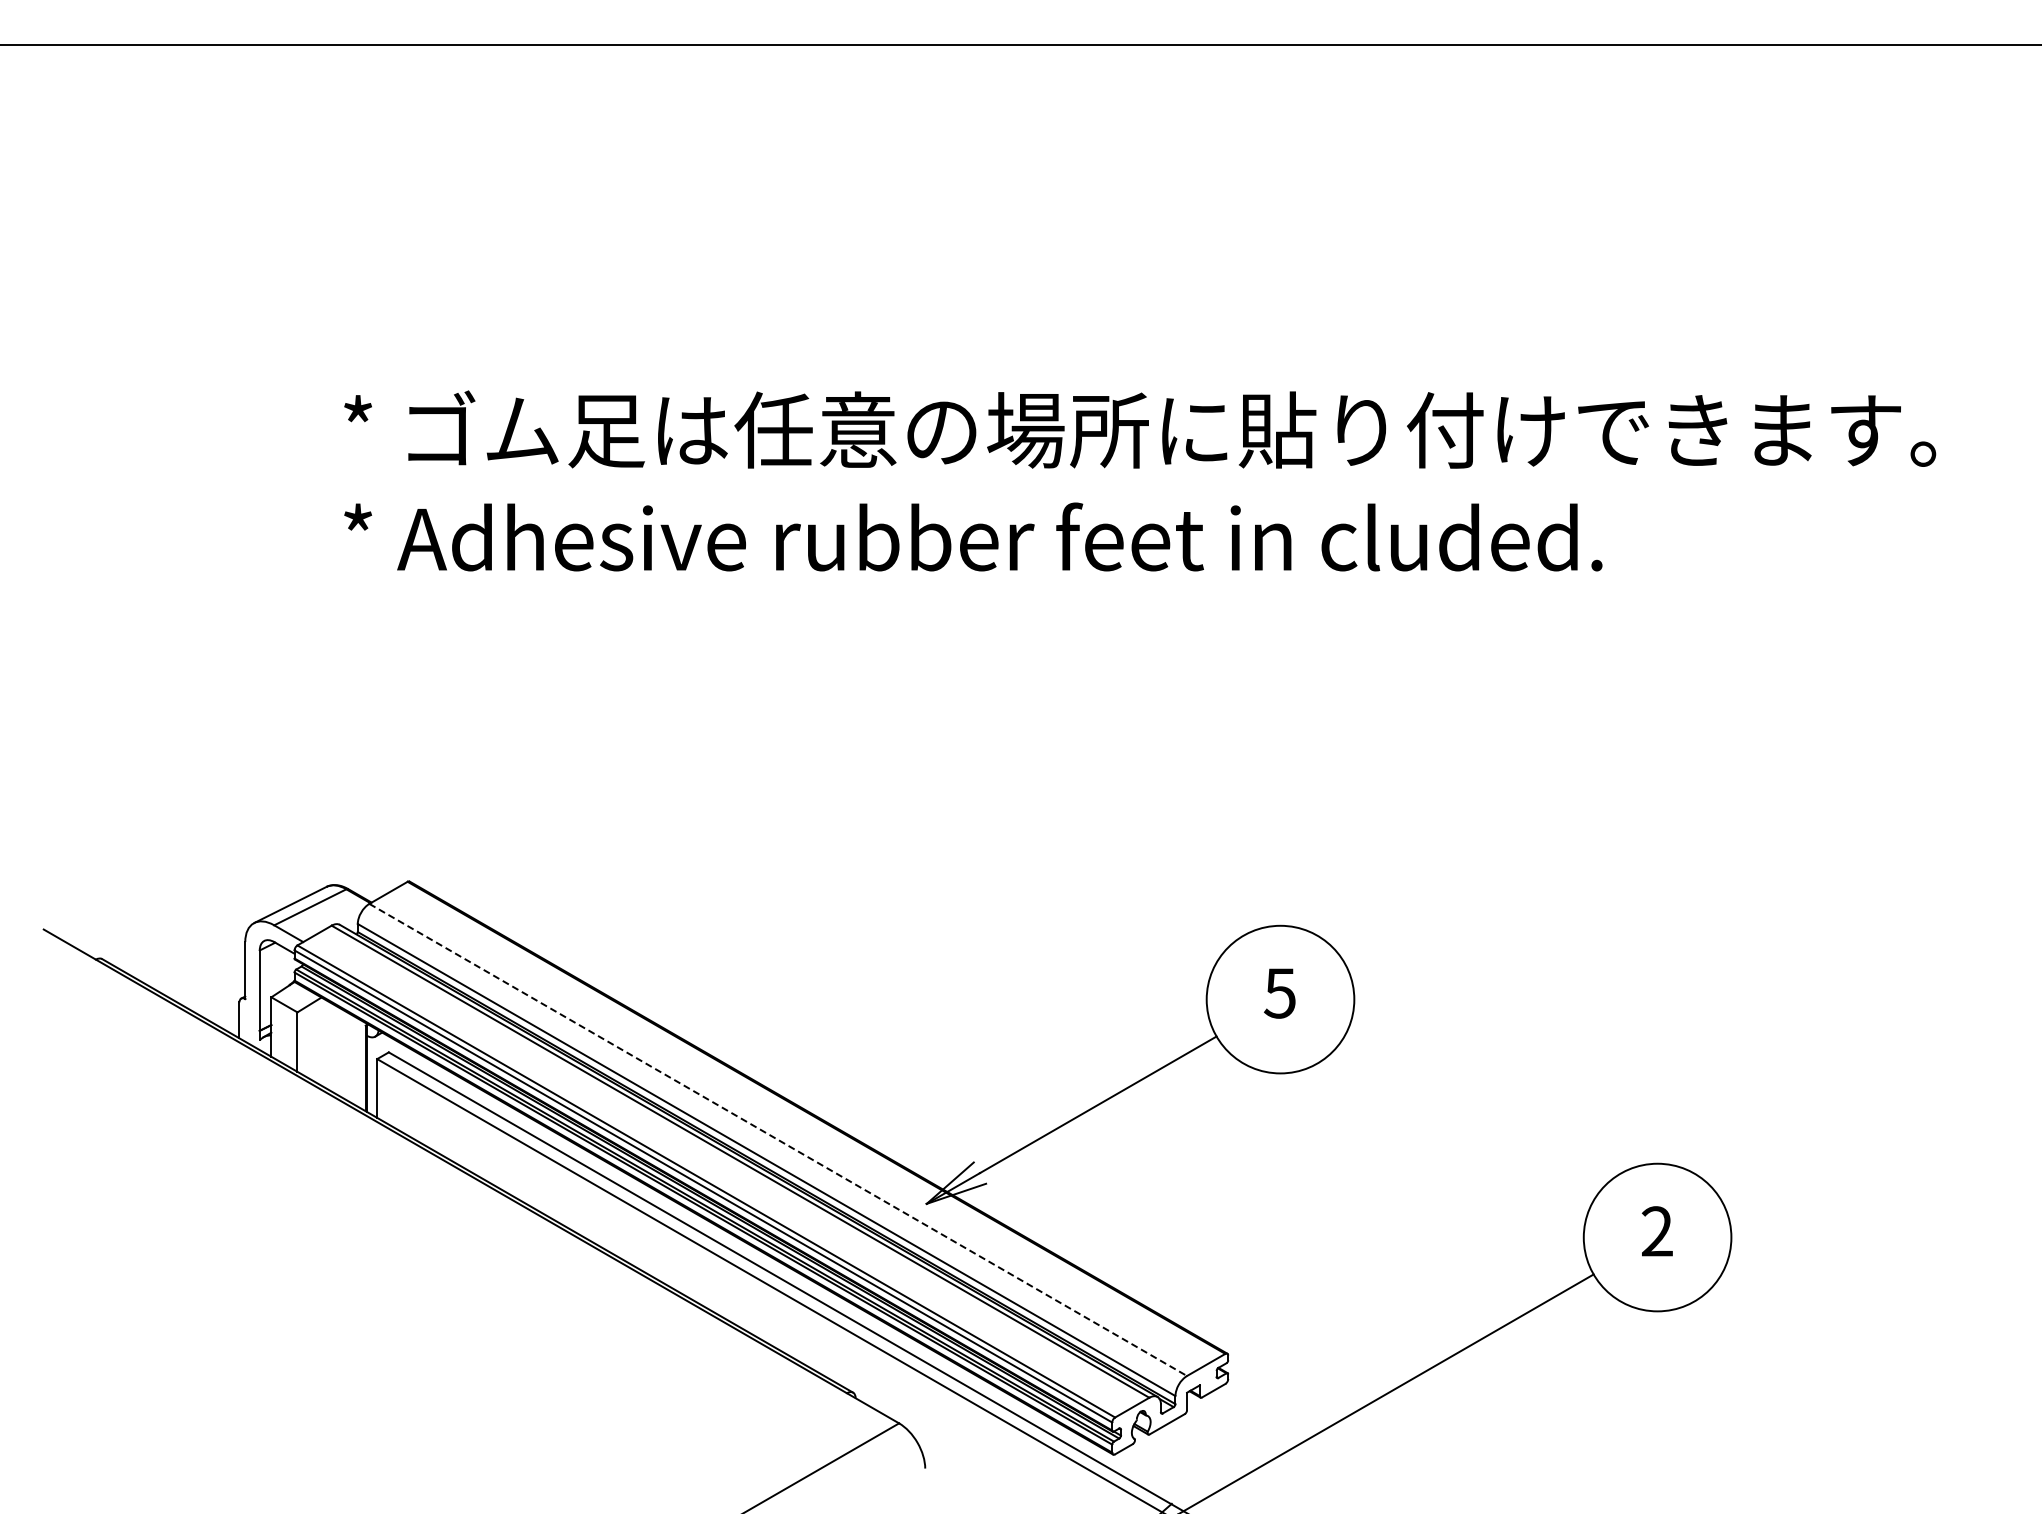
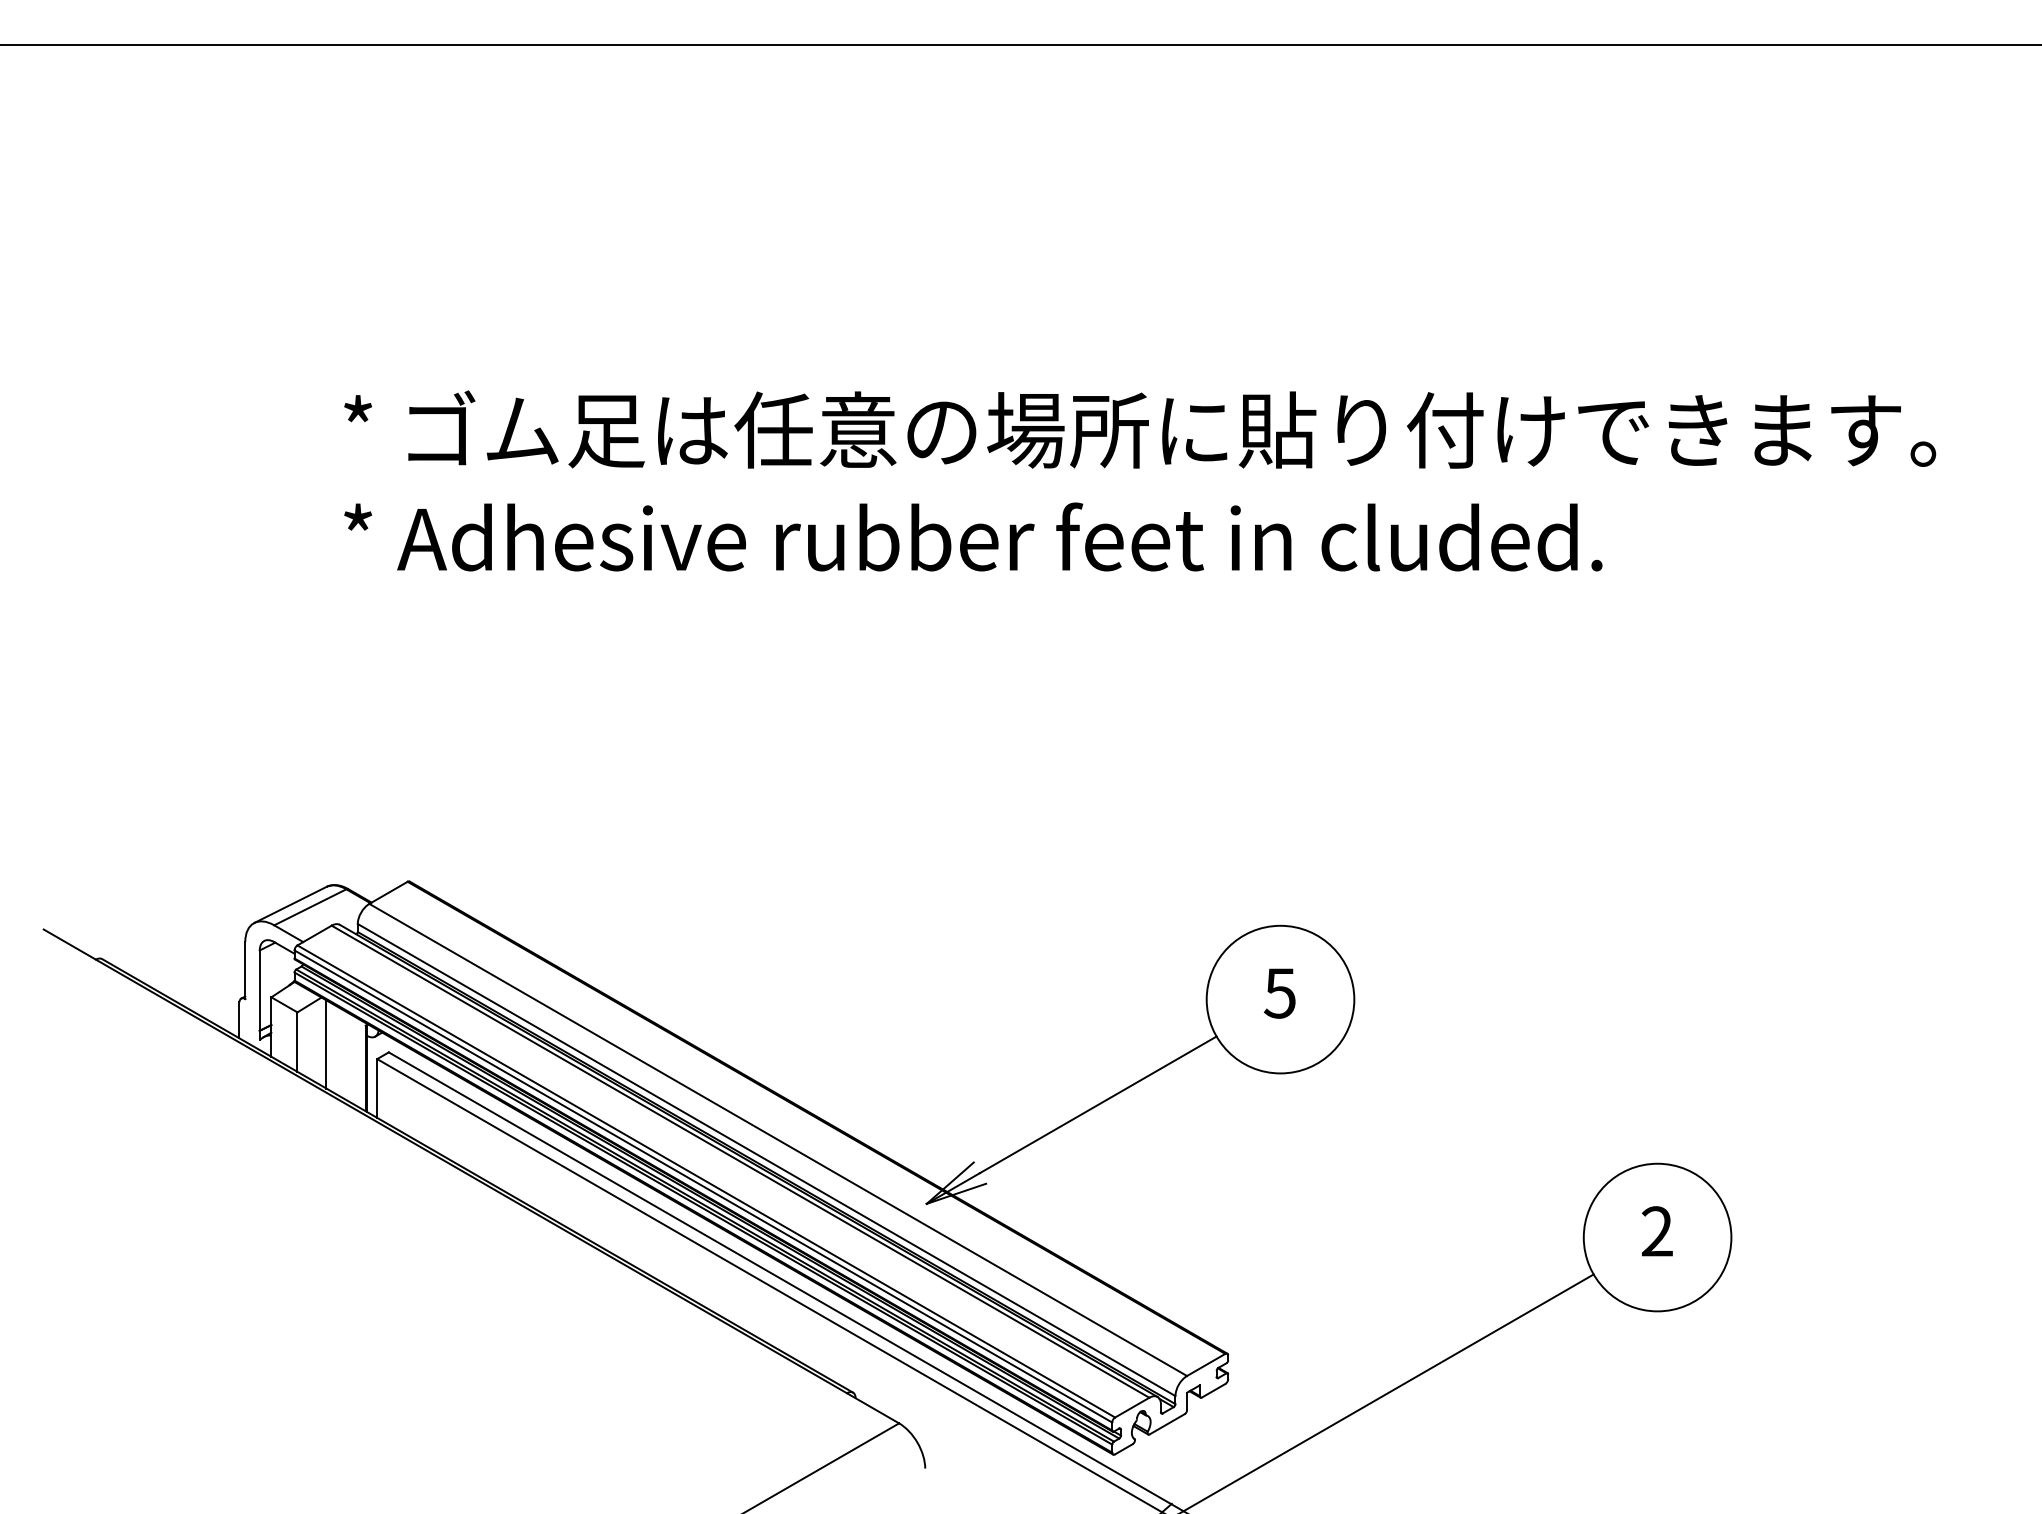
line: none -> present (326, 1044)
line: dashed -> solid (778, 1140)
